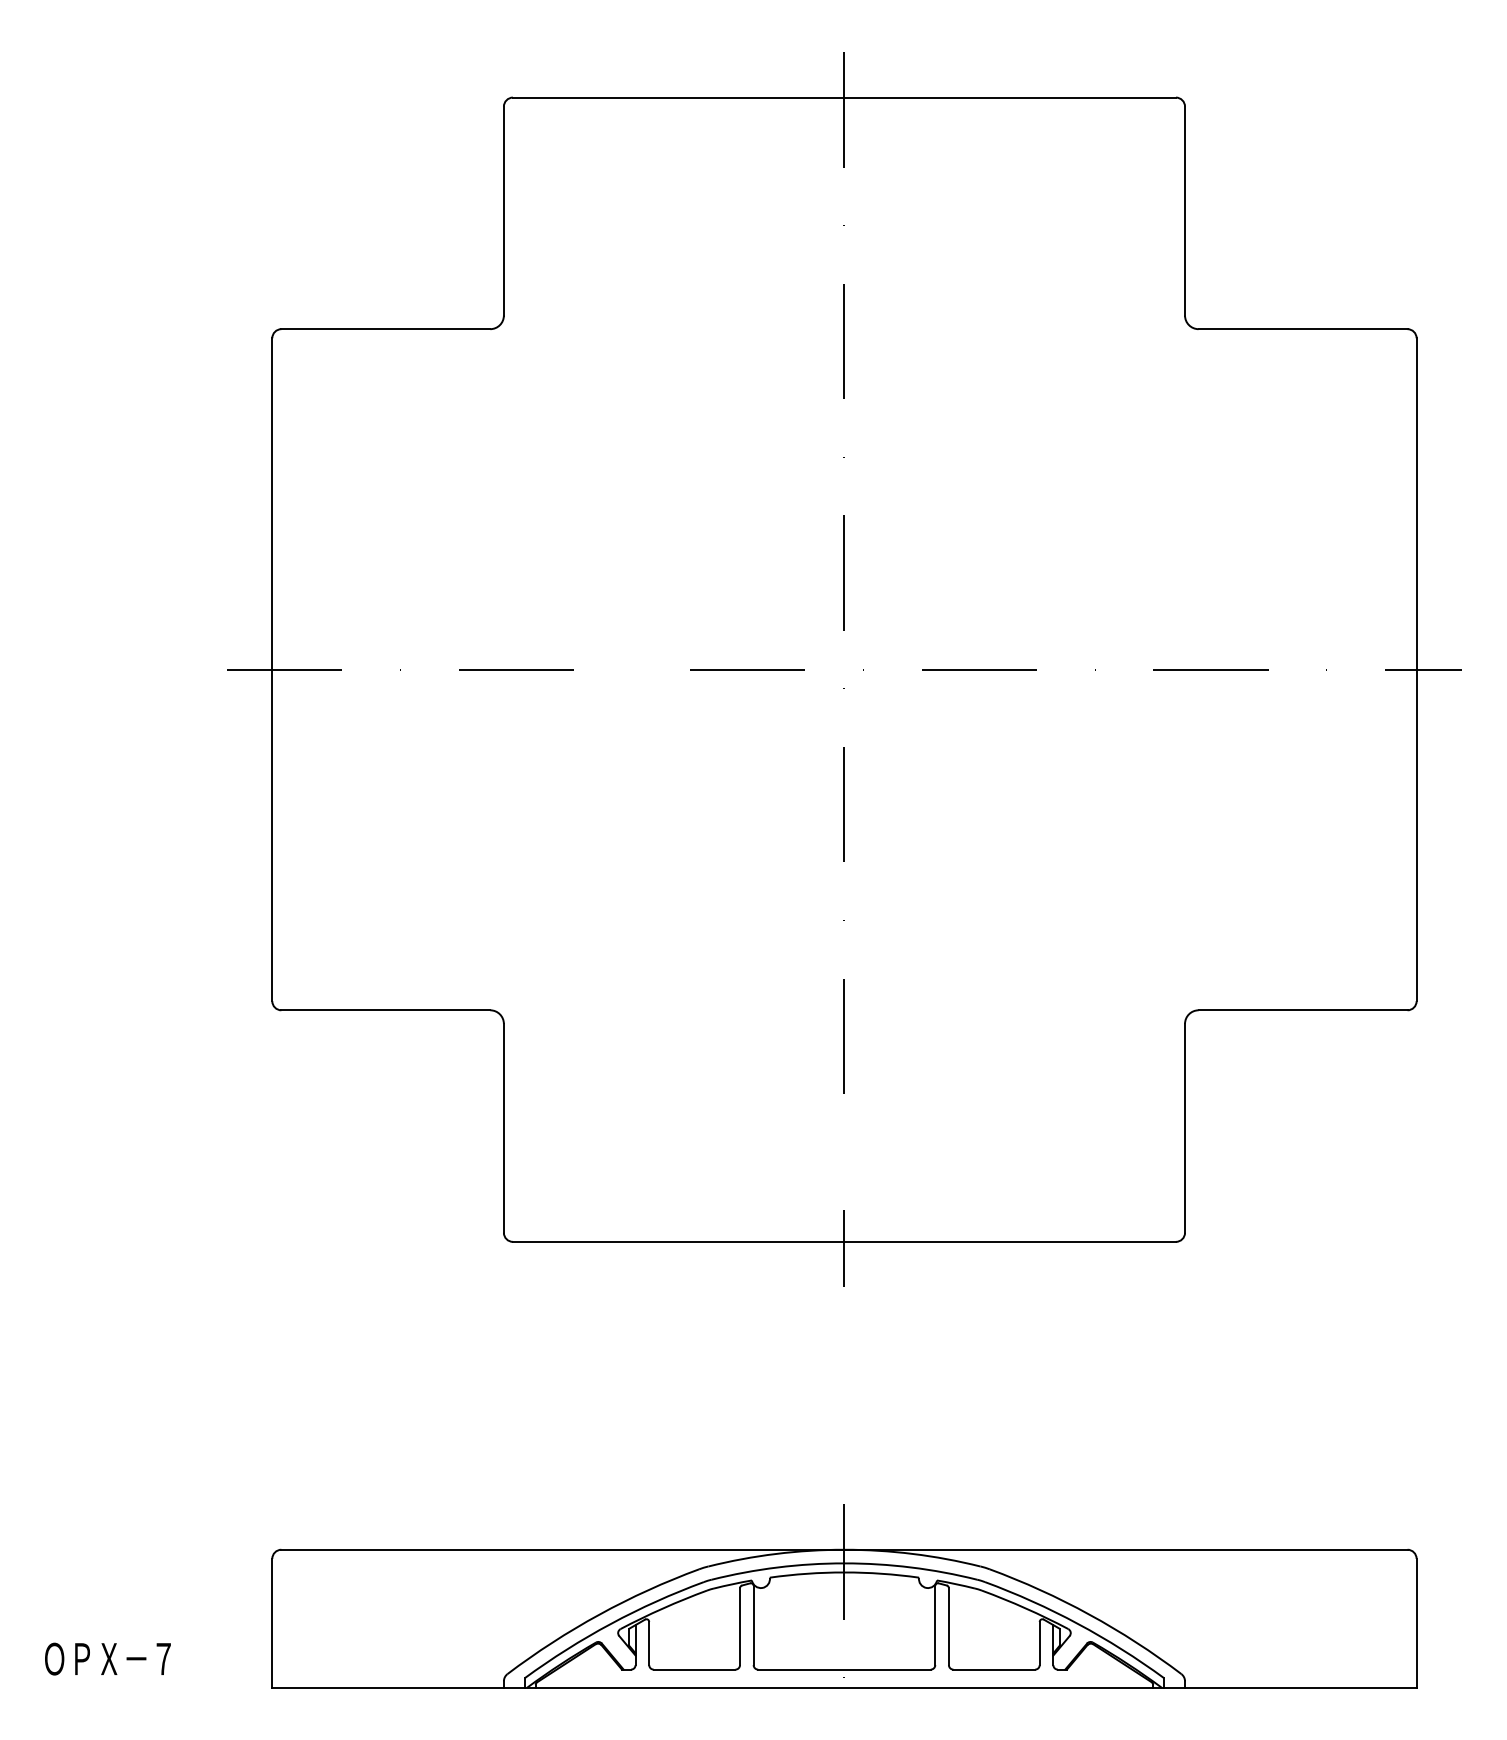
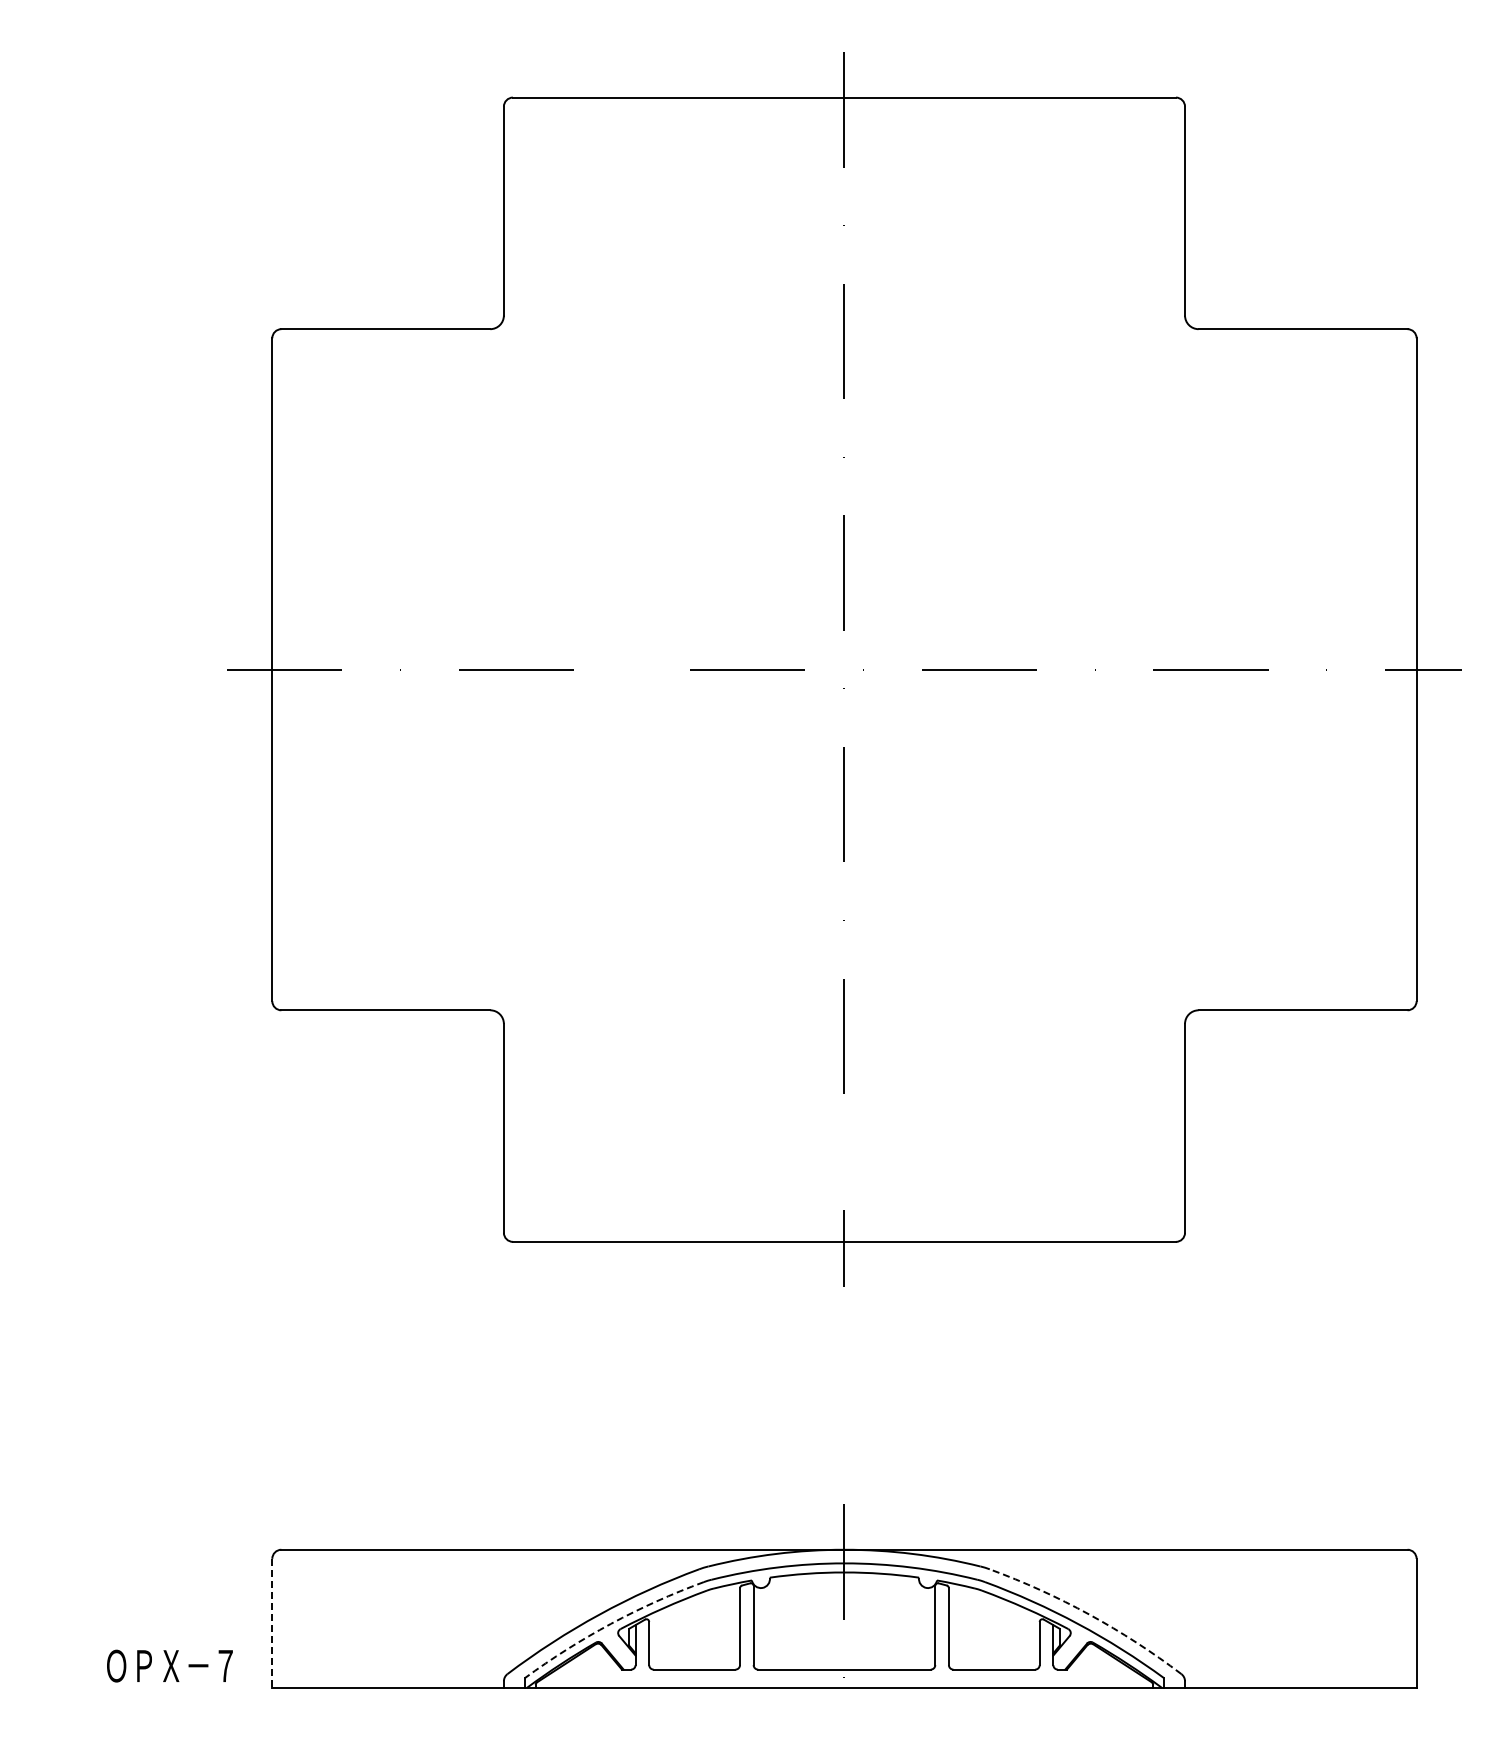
arc: solid -> dashed (1089, 1614)
line: solid -> dashed (272, 1623)
arc: solid -> dashed (610, 1623)
text position: (107, 1658) -> (169, 1665) (169, 1665)
